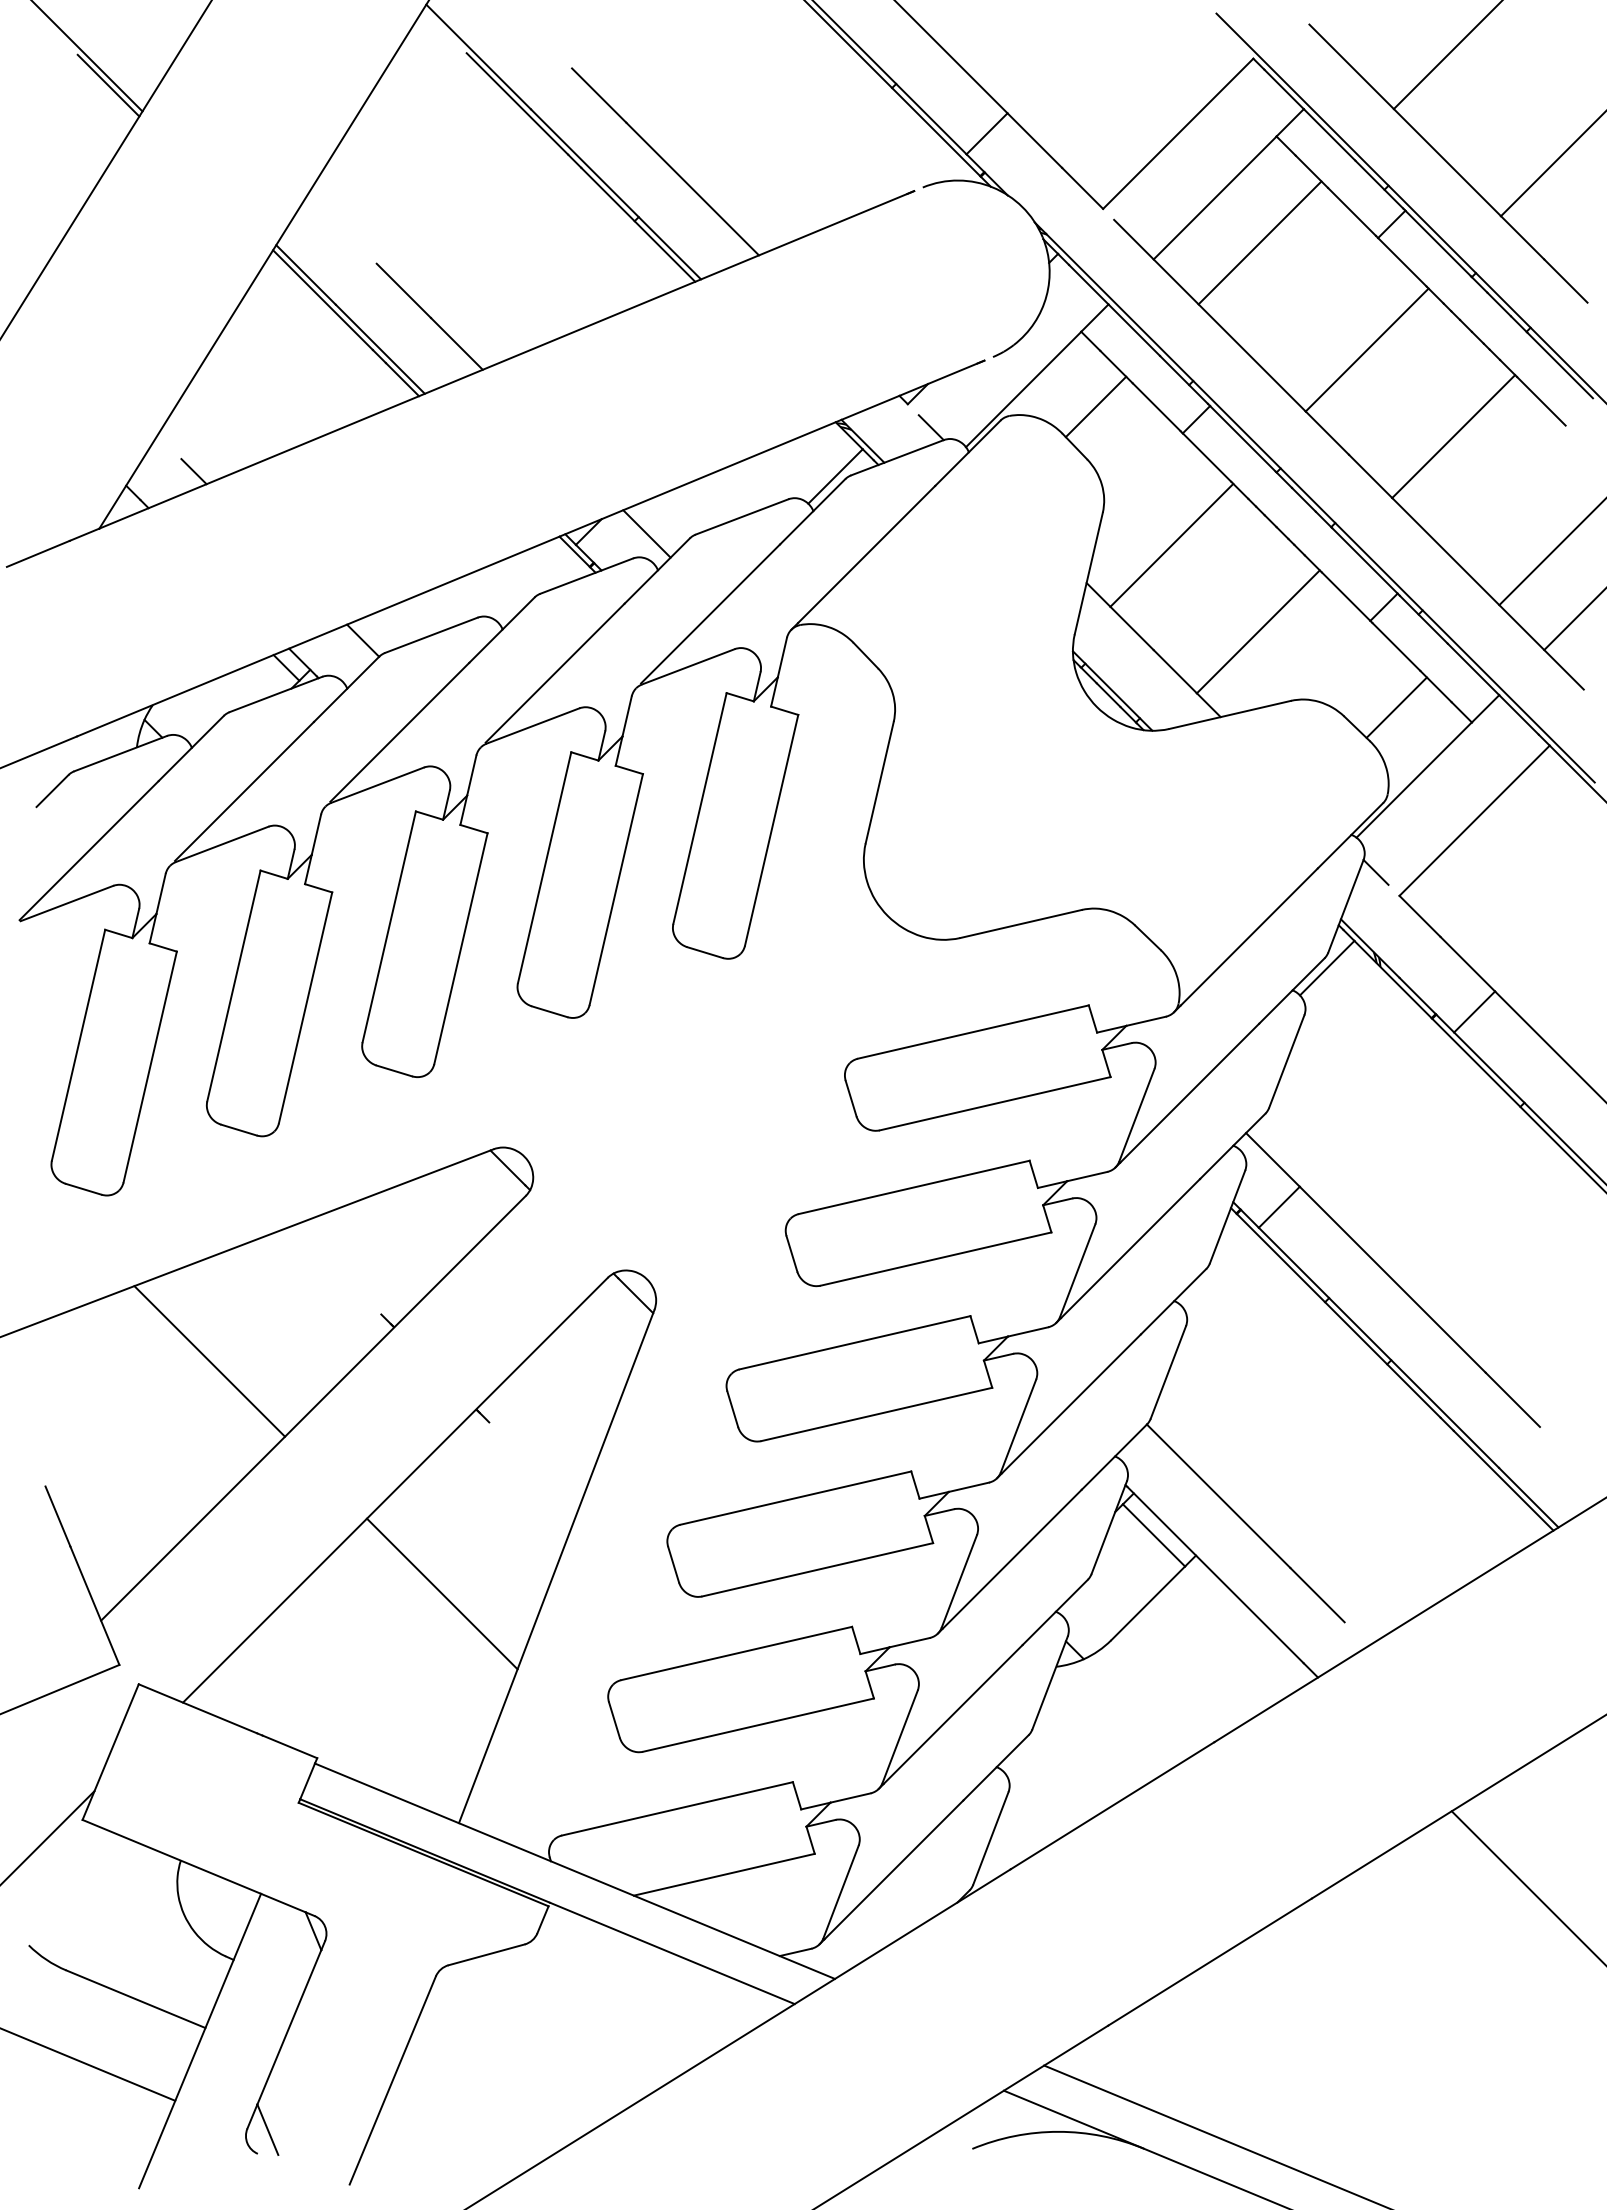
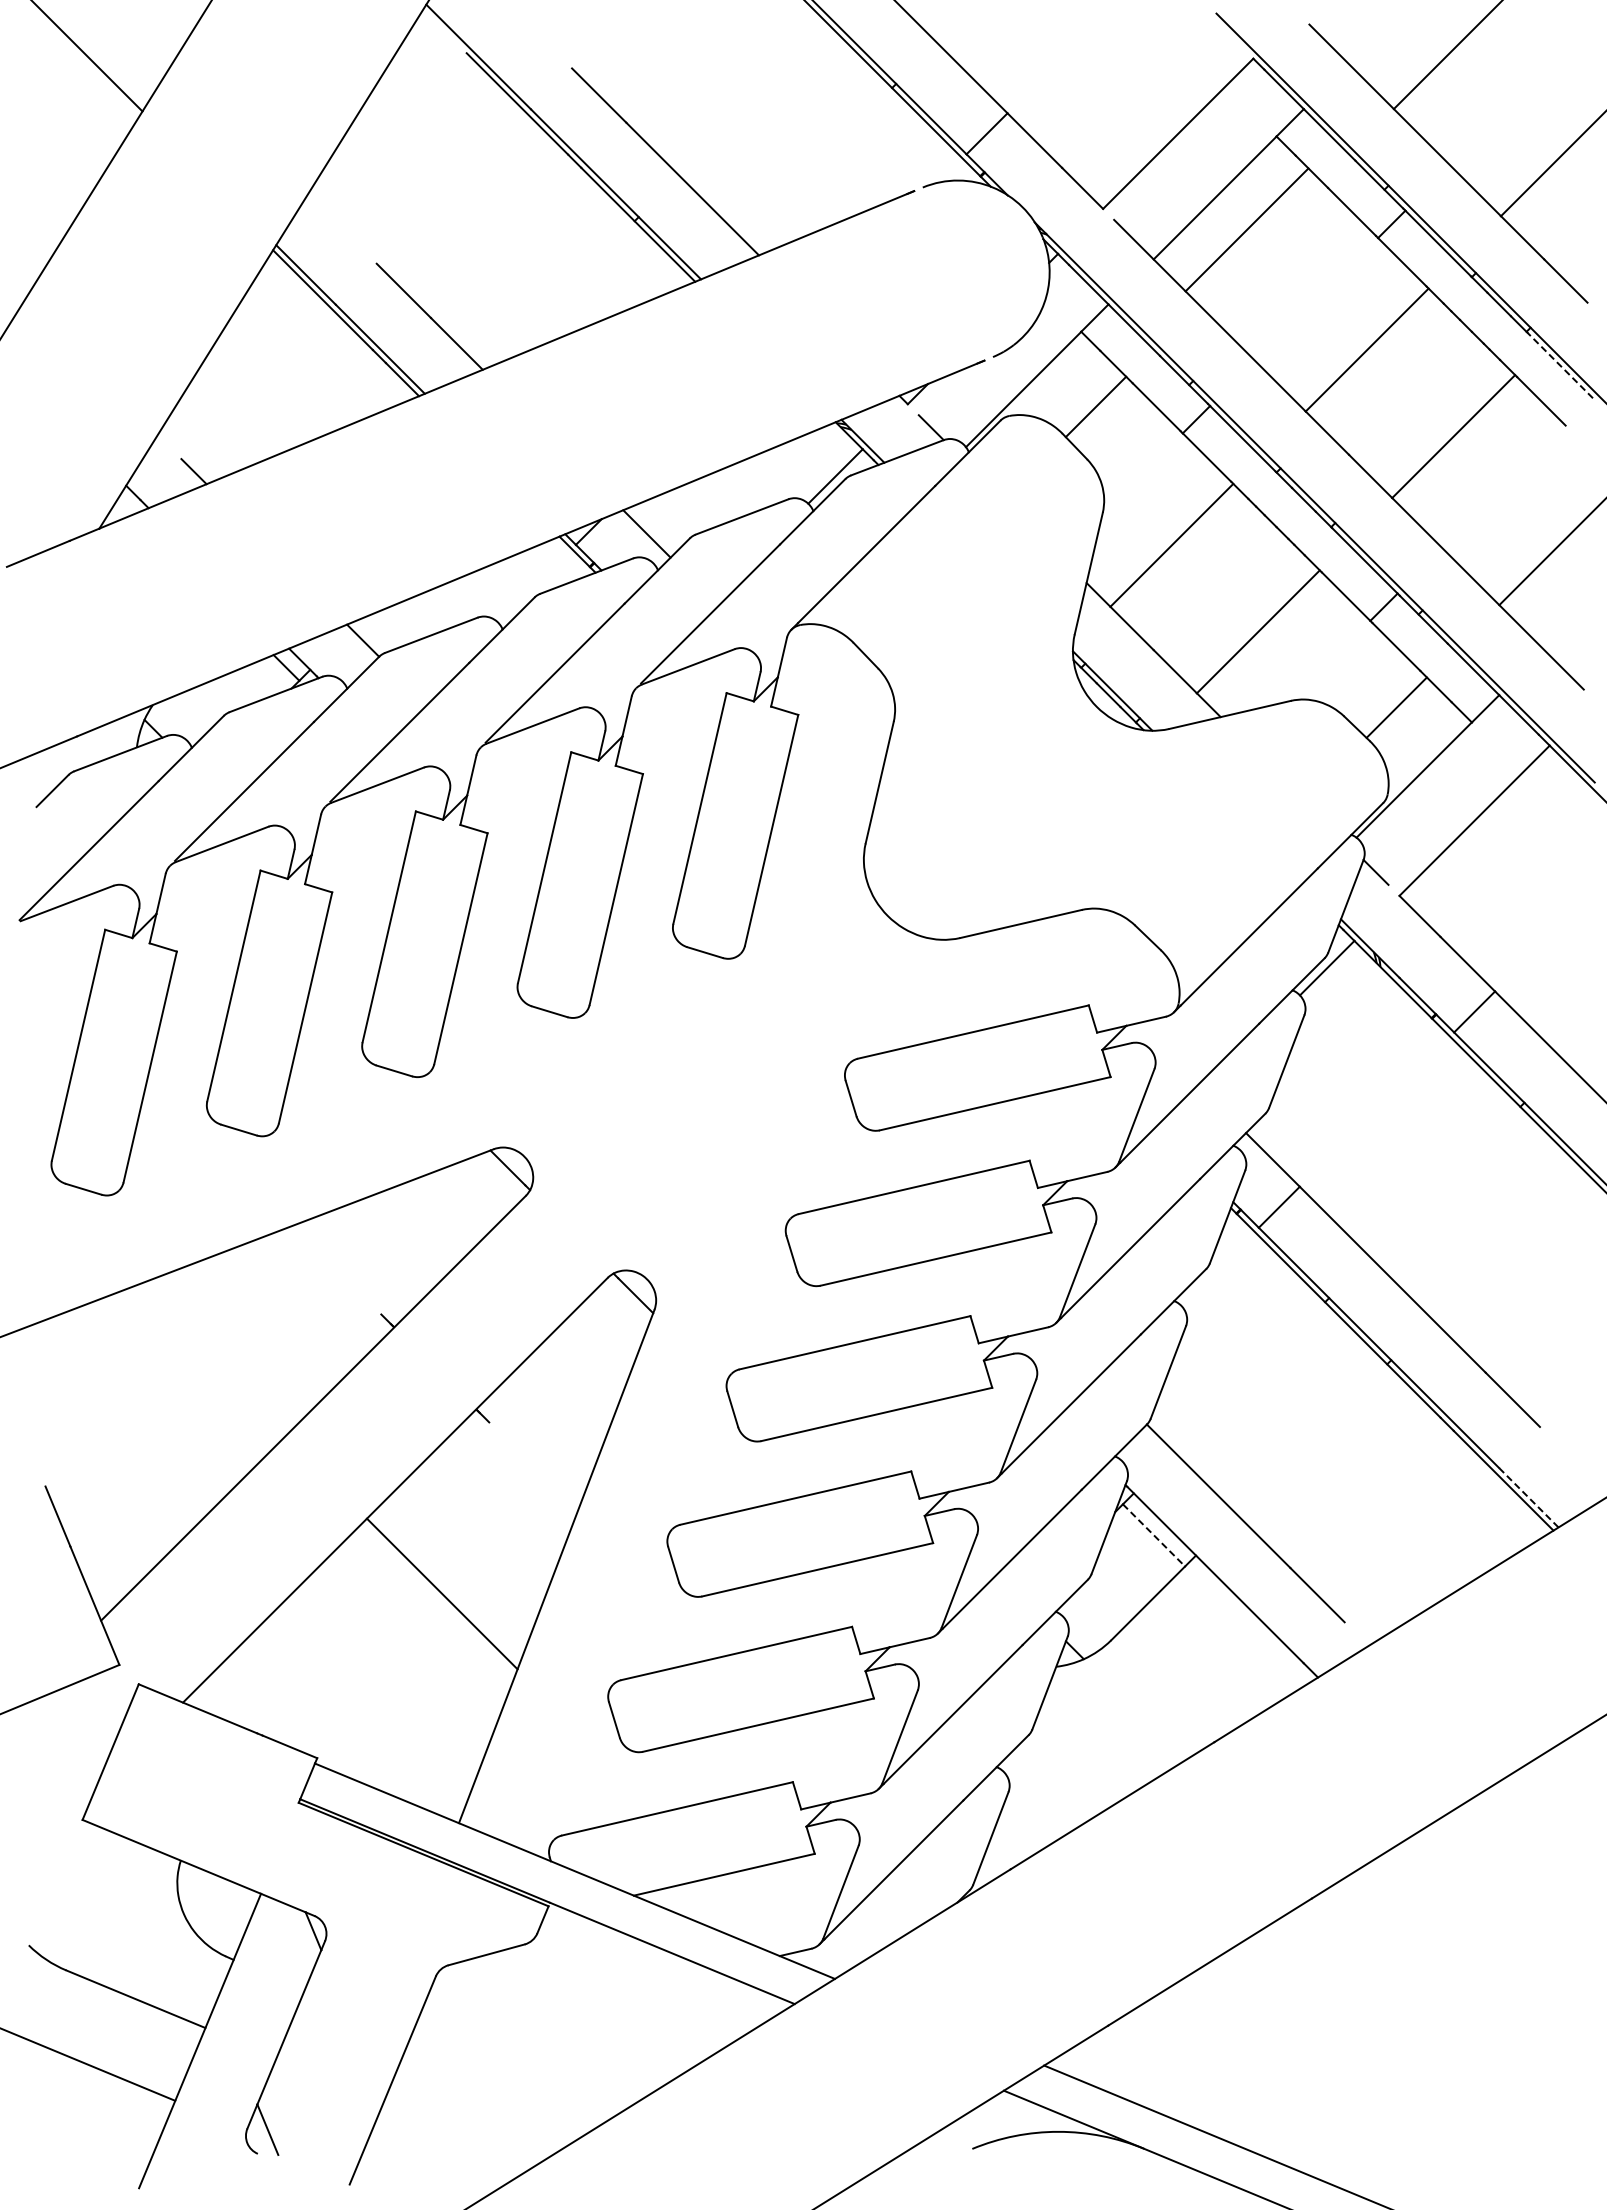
line: present -> none (108, 85)
line position: (1259, 242) -> (1246, 229) (1246, 229)
line: solid -> dashed (1559, 365)
line: present -> none (1573, 620)
line: present -> none (209, 1361)
line: solid -> dashed (1528, 1497)
line: solid -> dashed (1154, 1535)
line: present -> none (48, 1837)
line: present -> none (1527, 1886)
